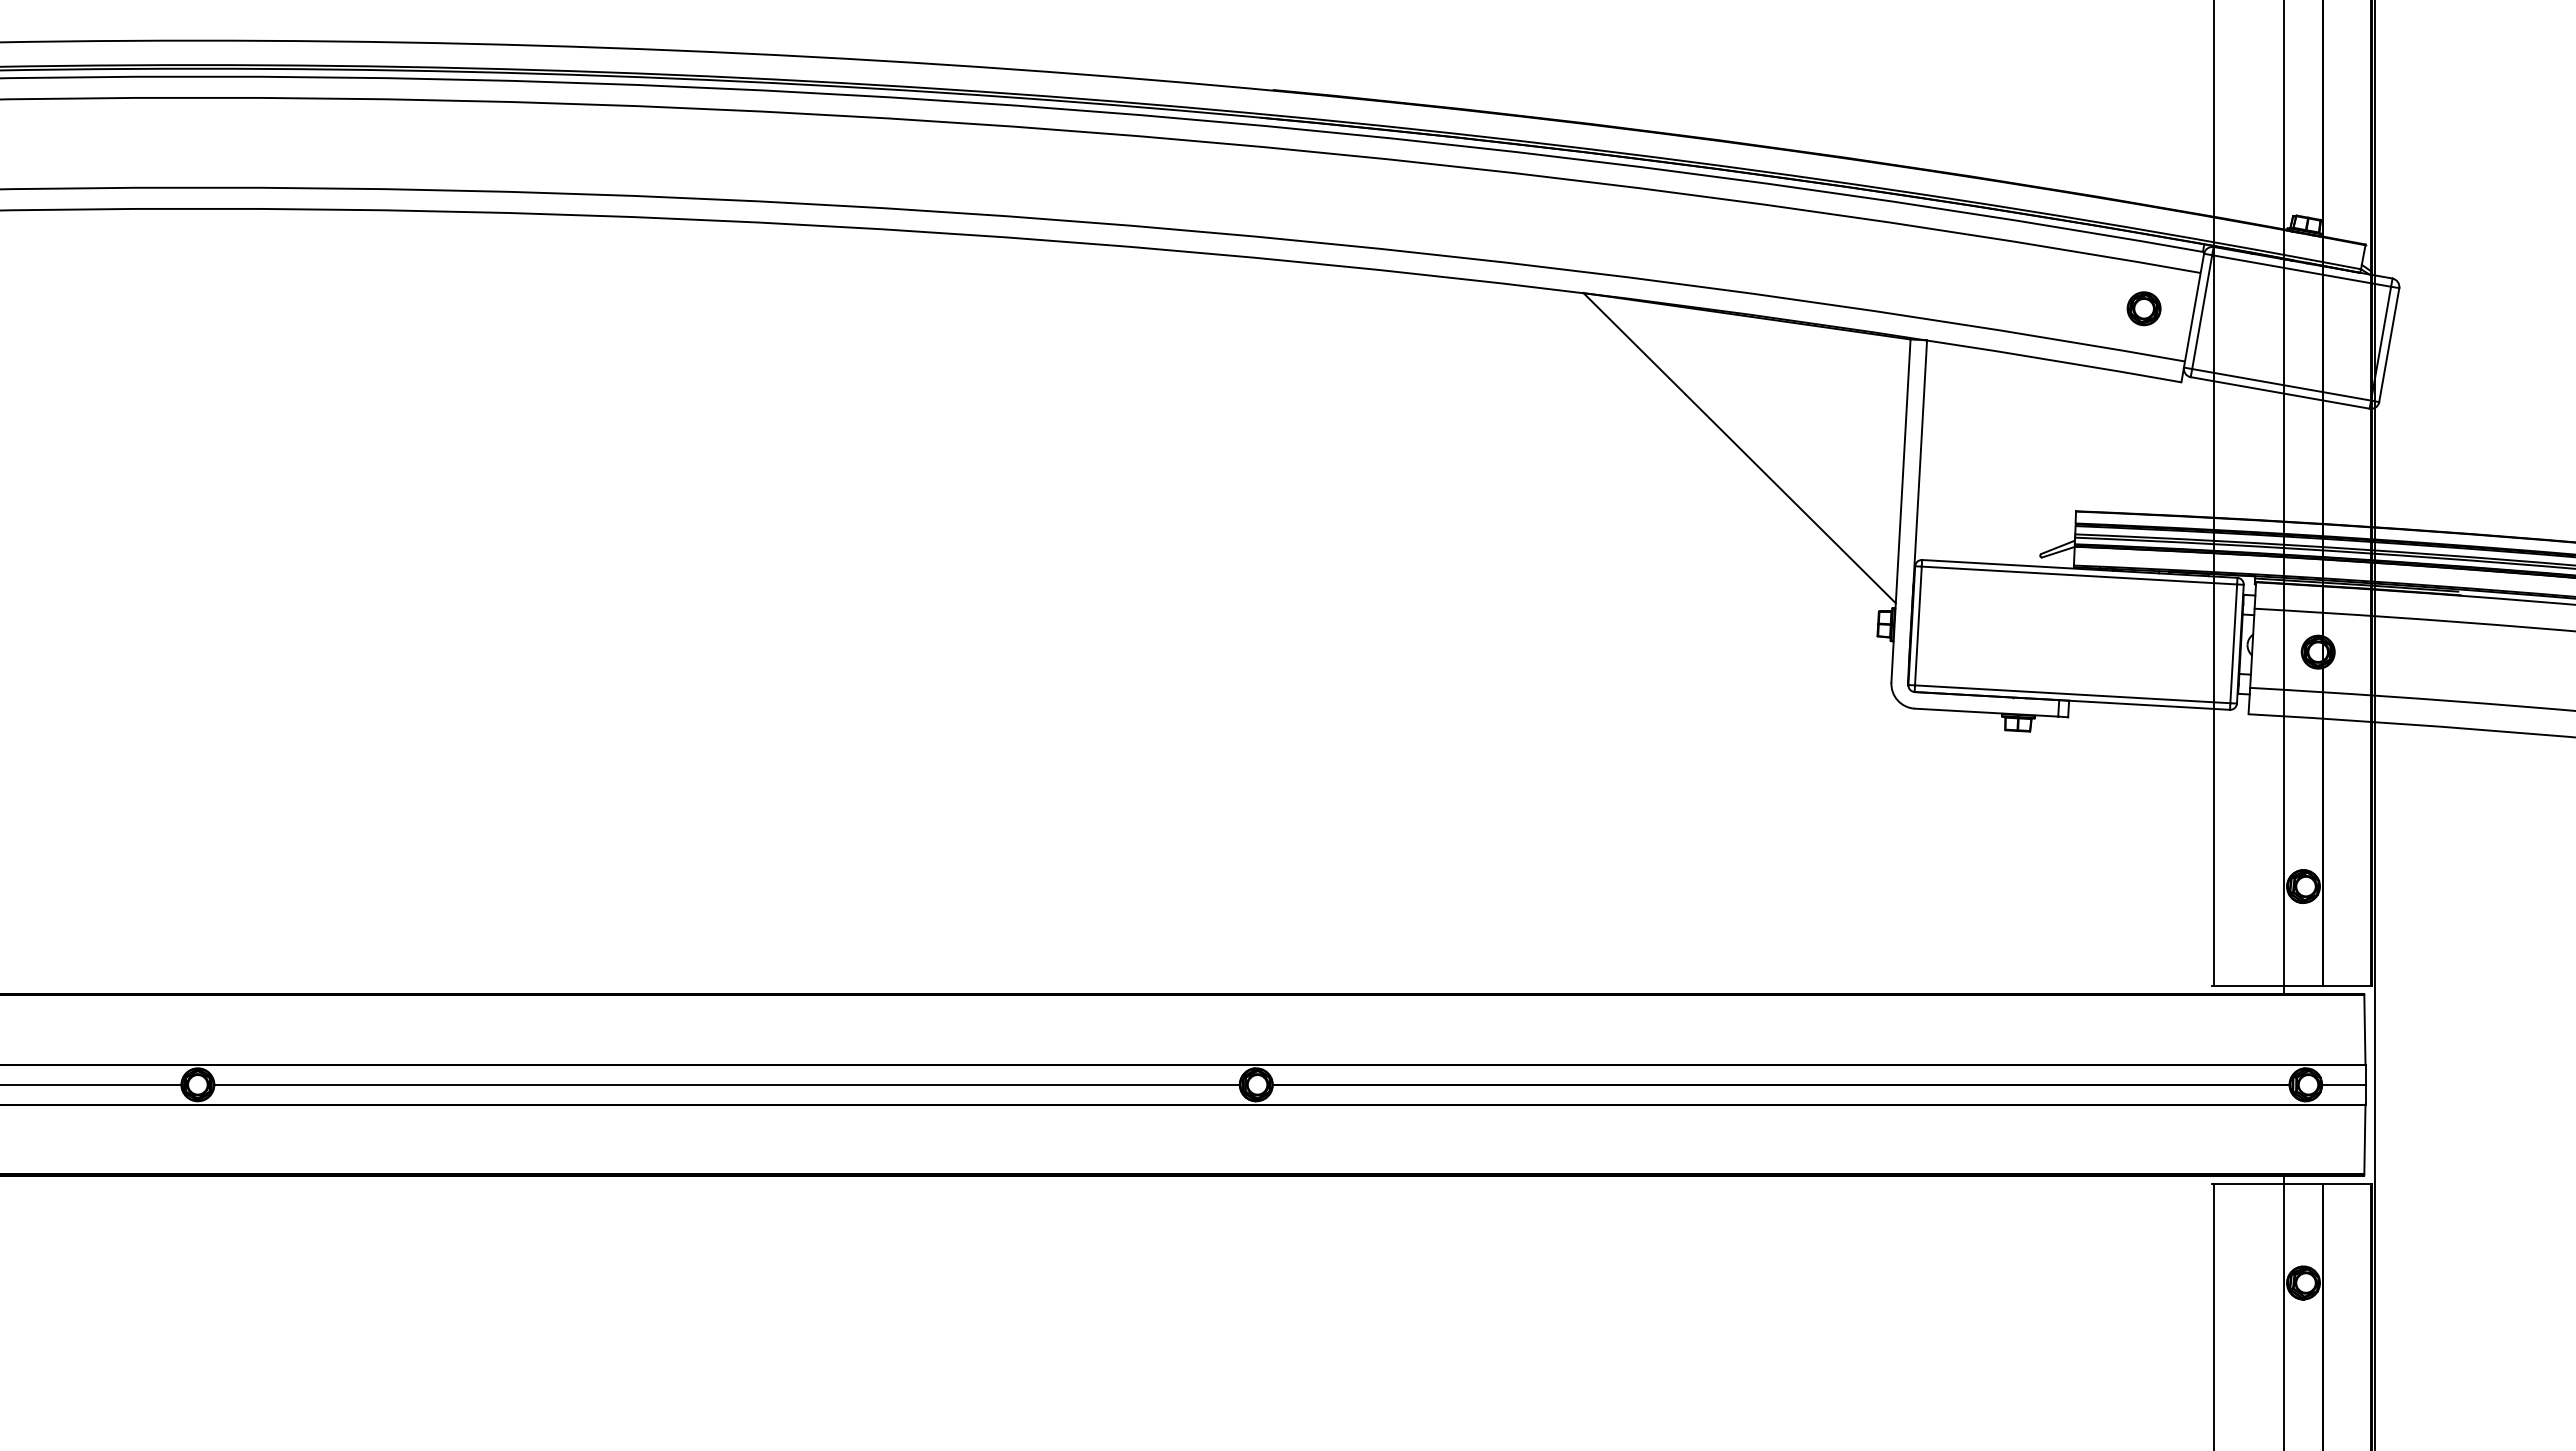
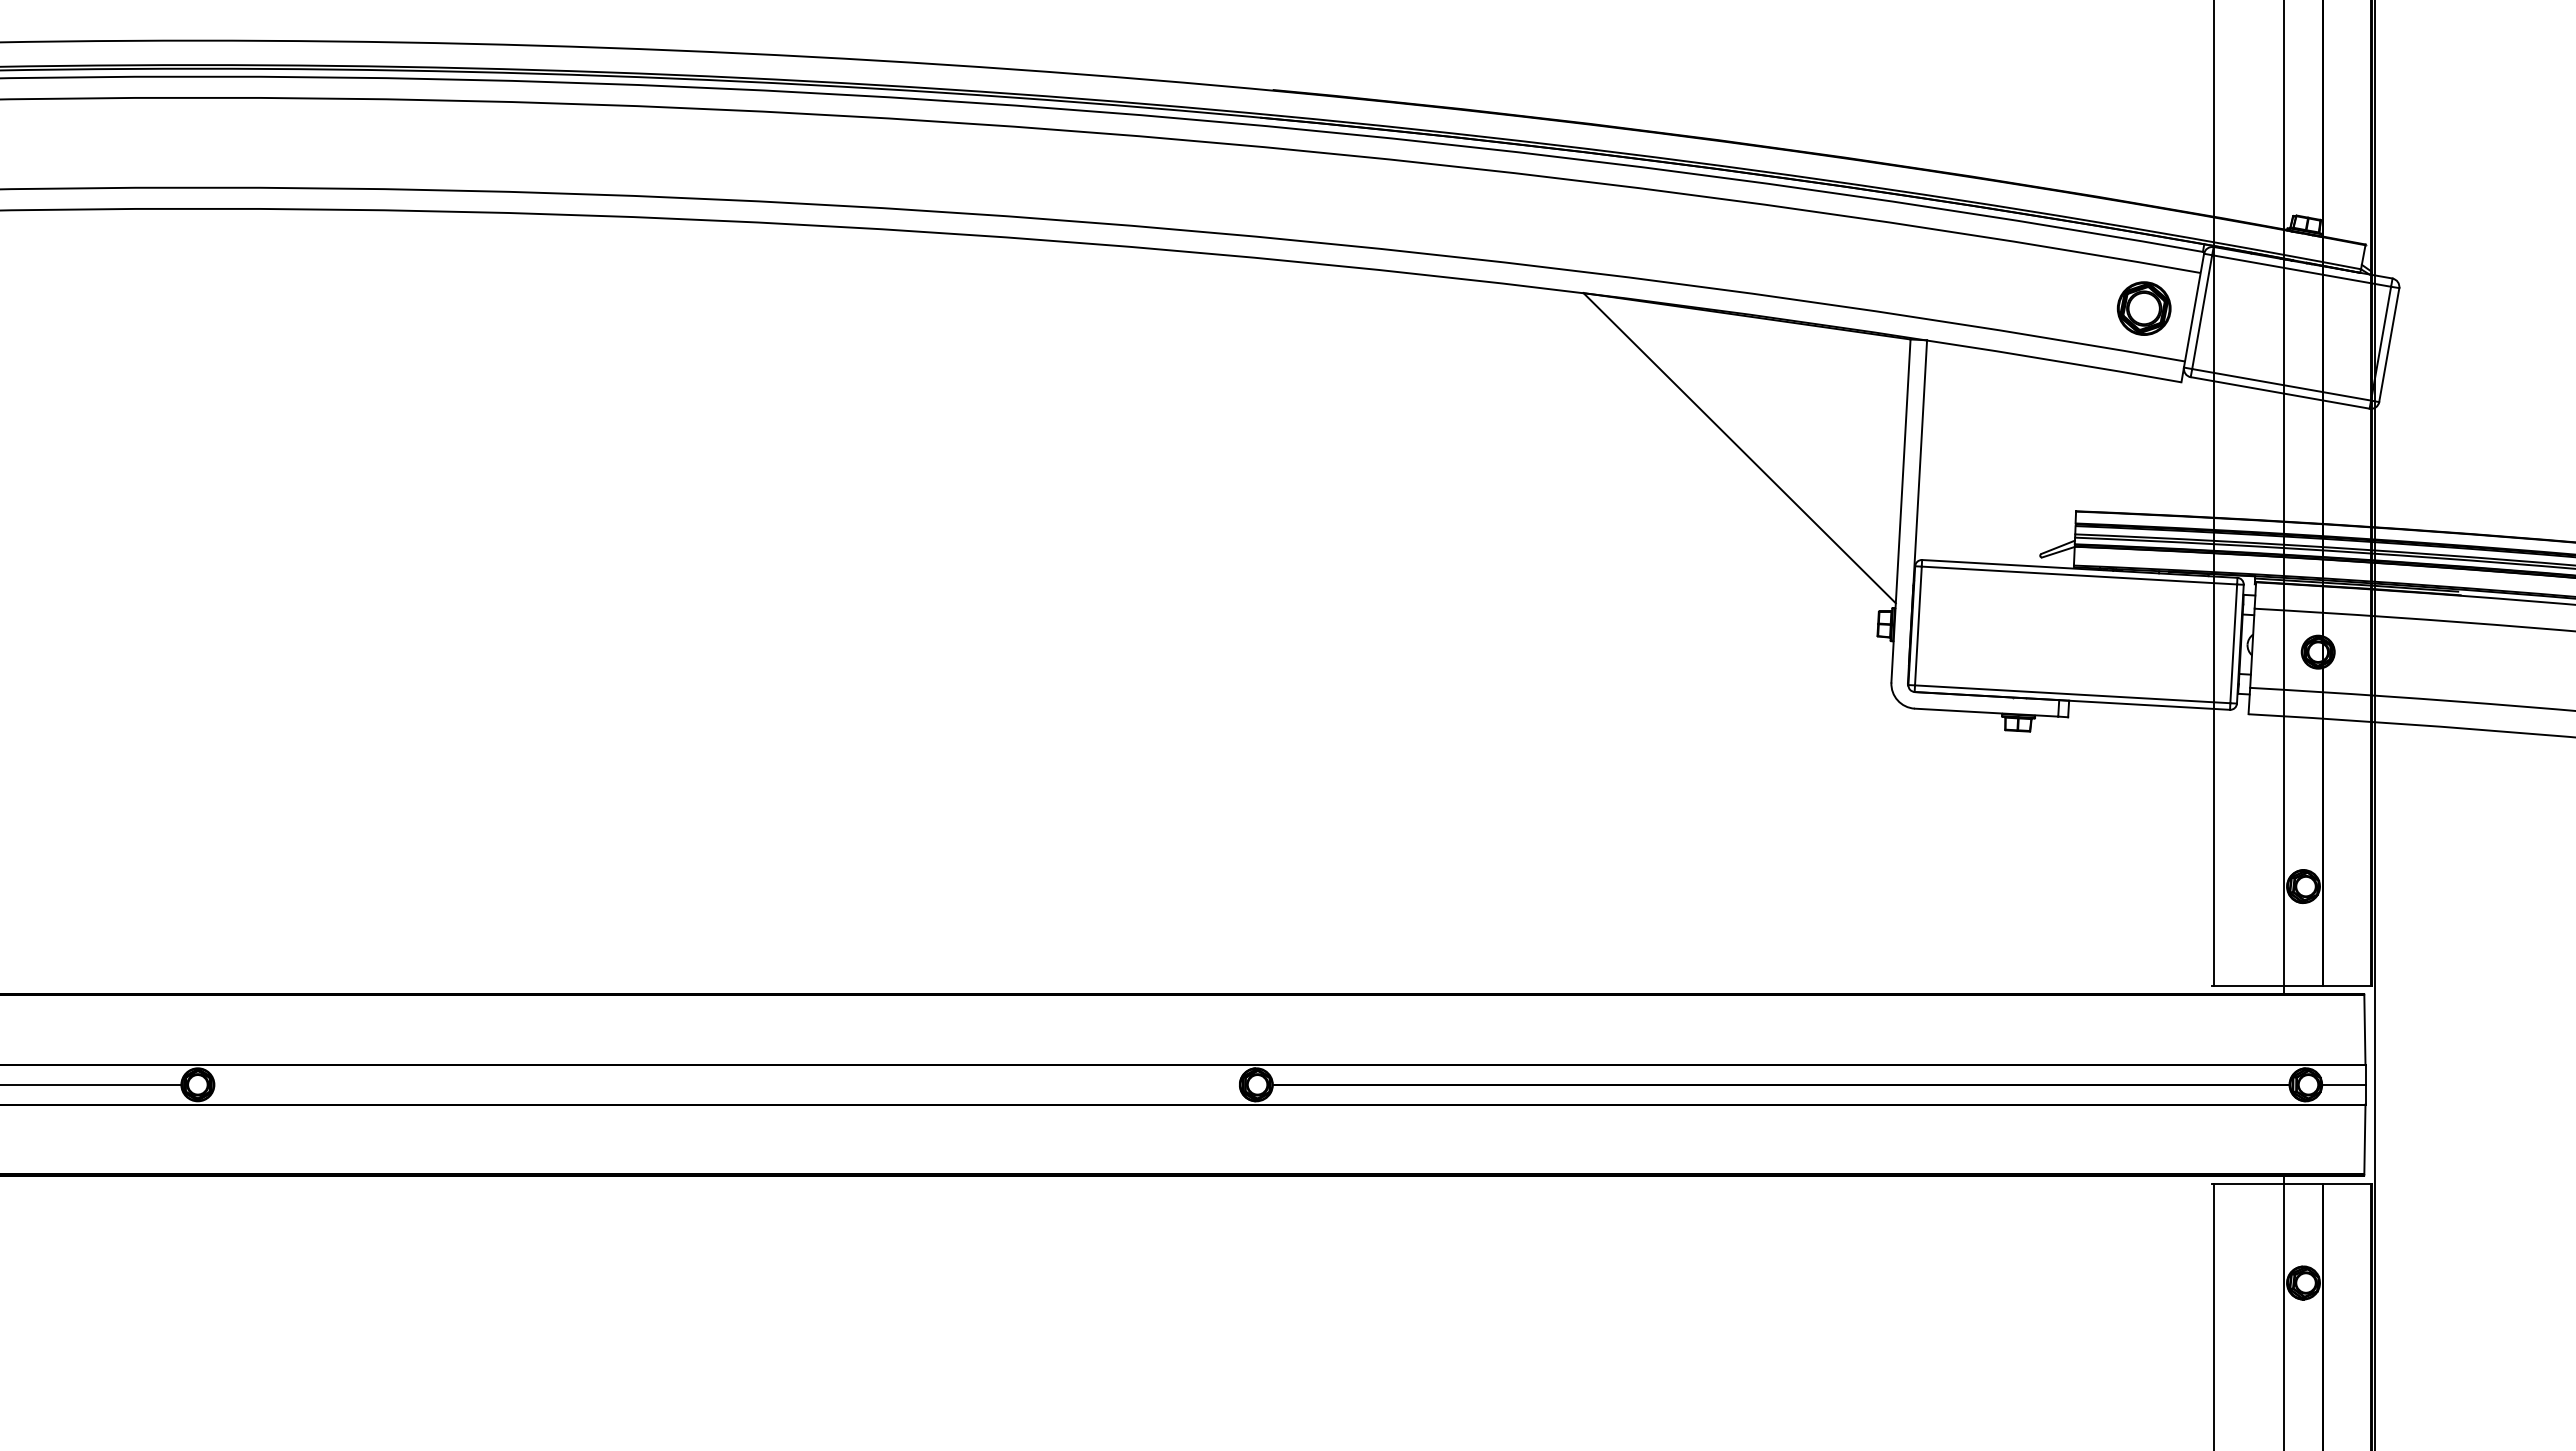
part size: 36x36 px -> 56x55 px (2143, 308)
line: present -> none (726, 1084)
